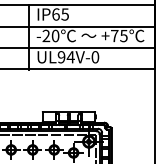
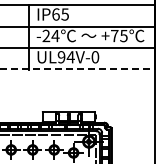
text: -20 -> -24 (55, 35)
line: solid -> dashed (78, 69)
